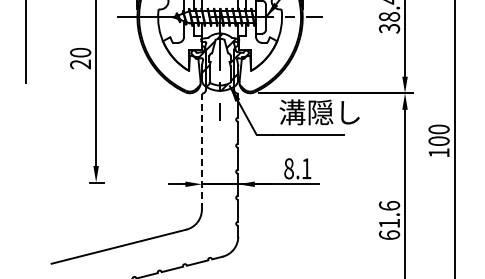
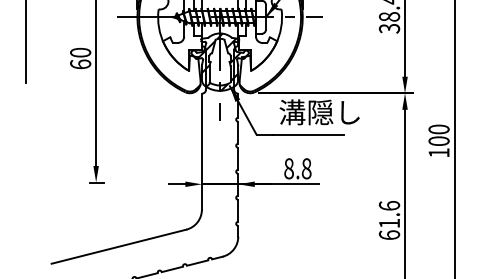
text: 20 -> 60 (80, 64)
line: dashed -> solid (201, 151)
text: 8.1 -> 8.8 (306, 168)
